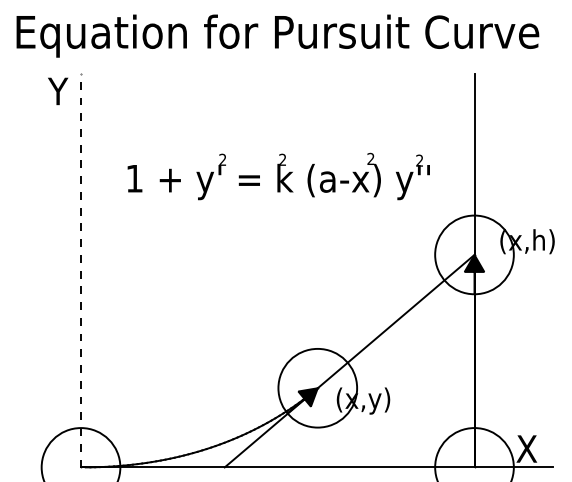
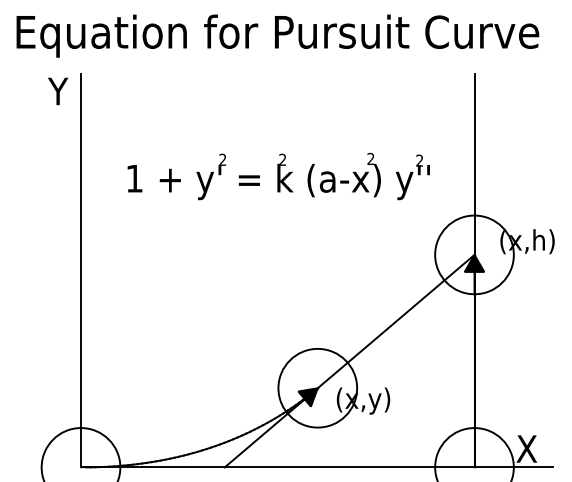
line: dashed -> solid (81, 270)
